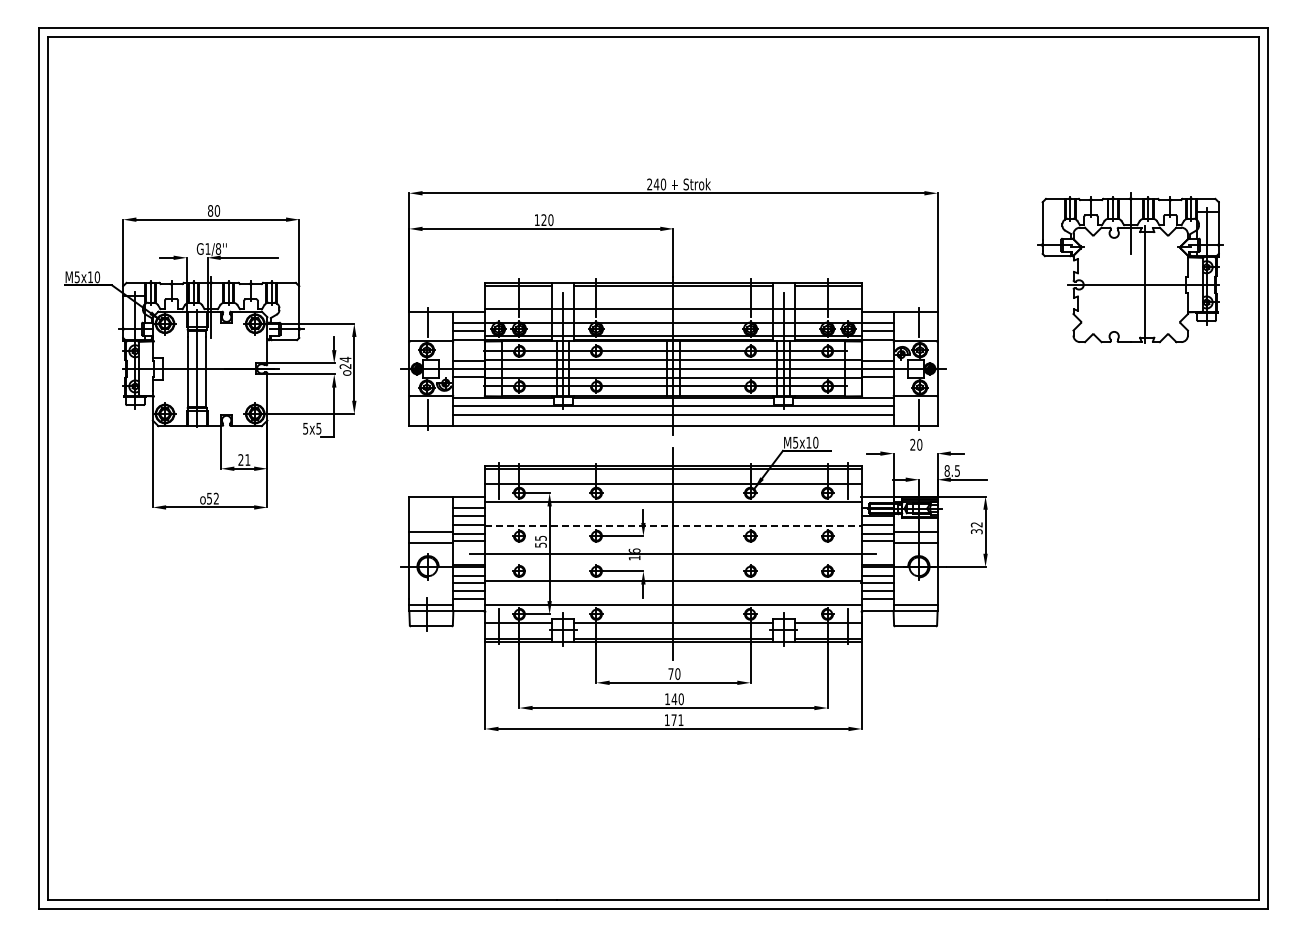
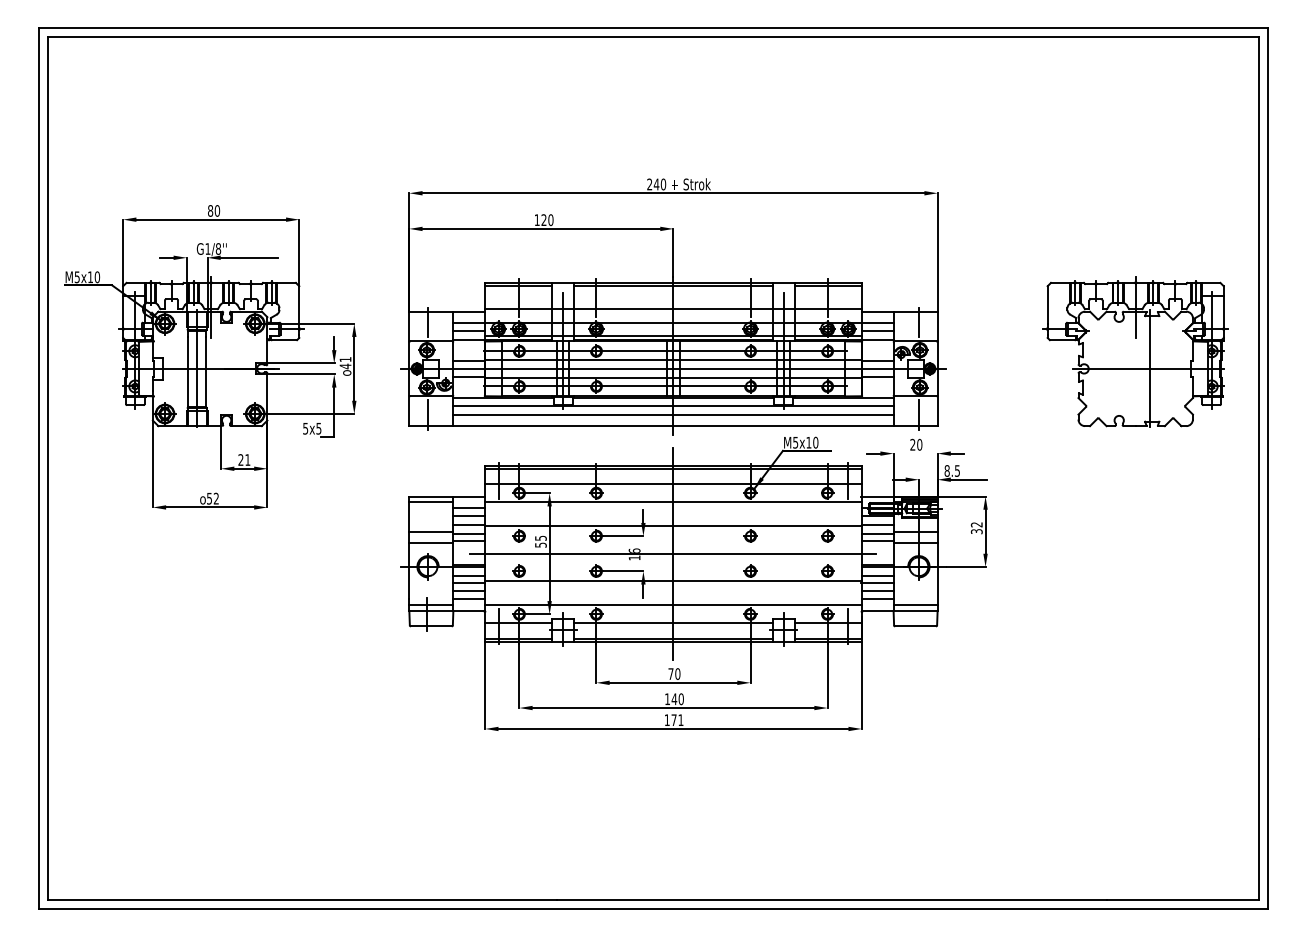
part position: (1130, 267) -> (1135, 351) (1135, 351)
text: 24 -> 41 (345, 362)
line: none -> present (431, 502)
line: dashed -> solid (673, 526)
